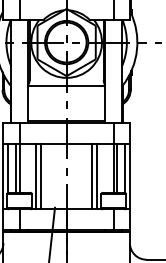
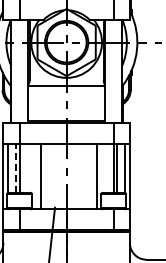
line: solid -> dashed (15, 168)
line: present -> none (36, 176)
line: present -> none (92, 176)
